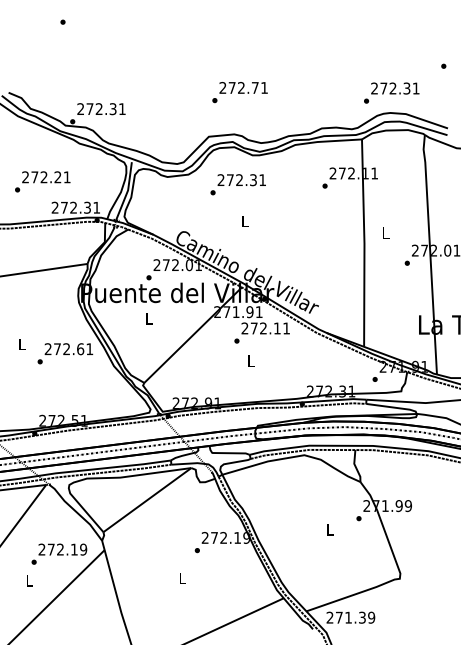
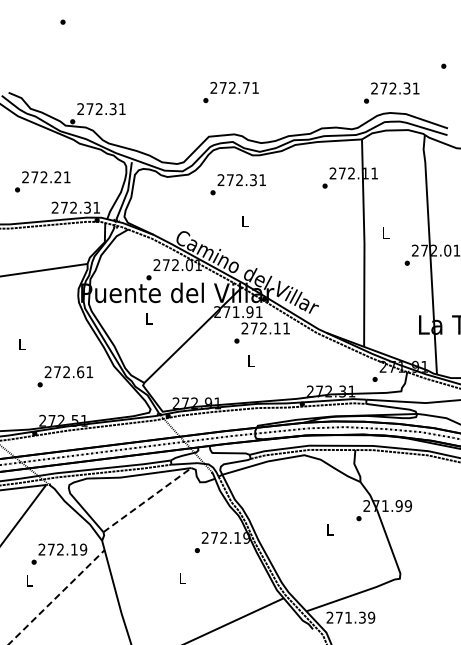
text position: (239, 92) -> (230, 92) (230, 92)
text position: (65, 353) -> (65, 376) (65, 376)
line: solid -> dashed (147, 499)
line: solid -> dashed (56, 597)
